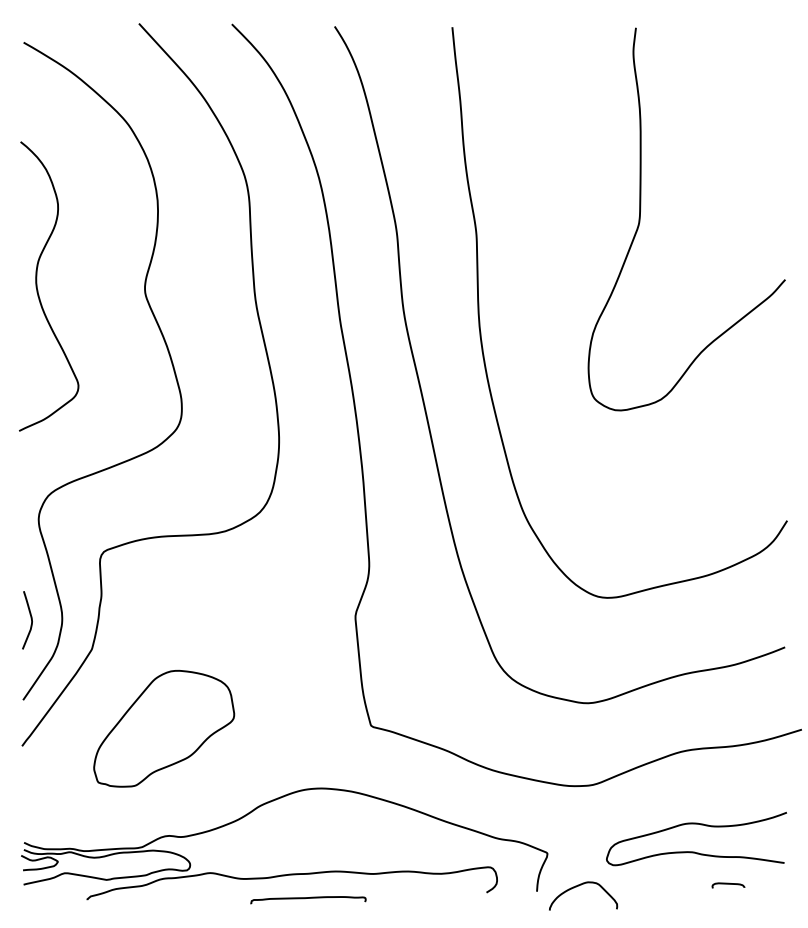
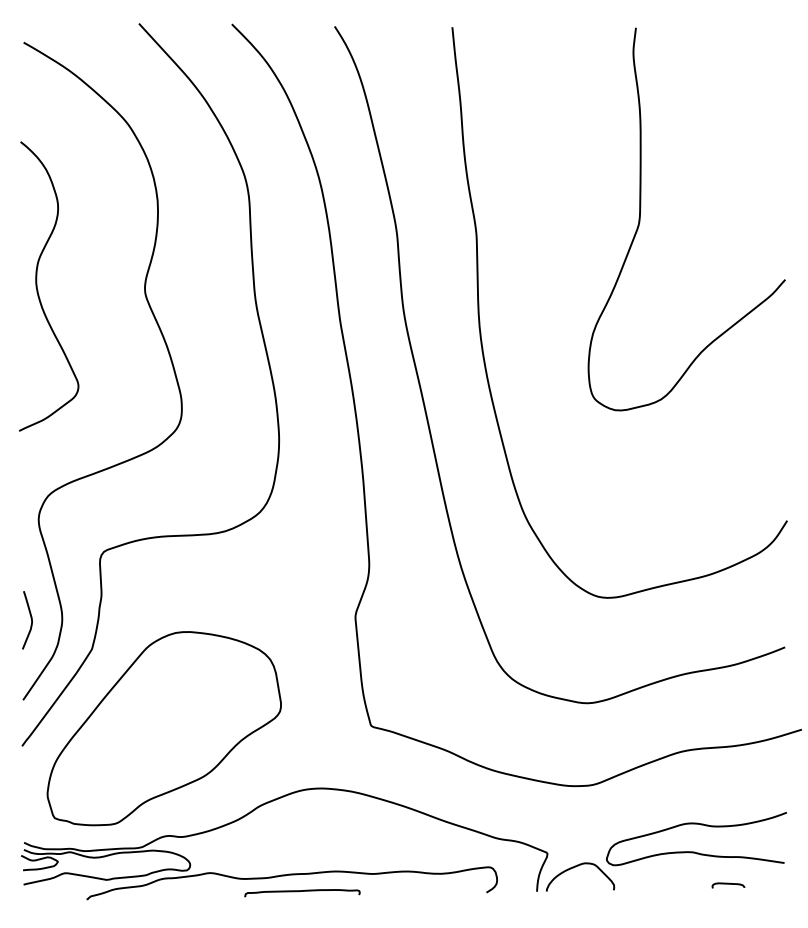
part size: 143x119 px -> 236x196 px (163, 728)
curve position: (579, 886) -> (576, 867) (576, 867)
curve position: (308, 898) -> (302, 891) (302, 891)
